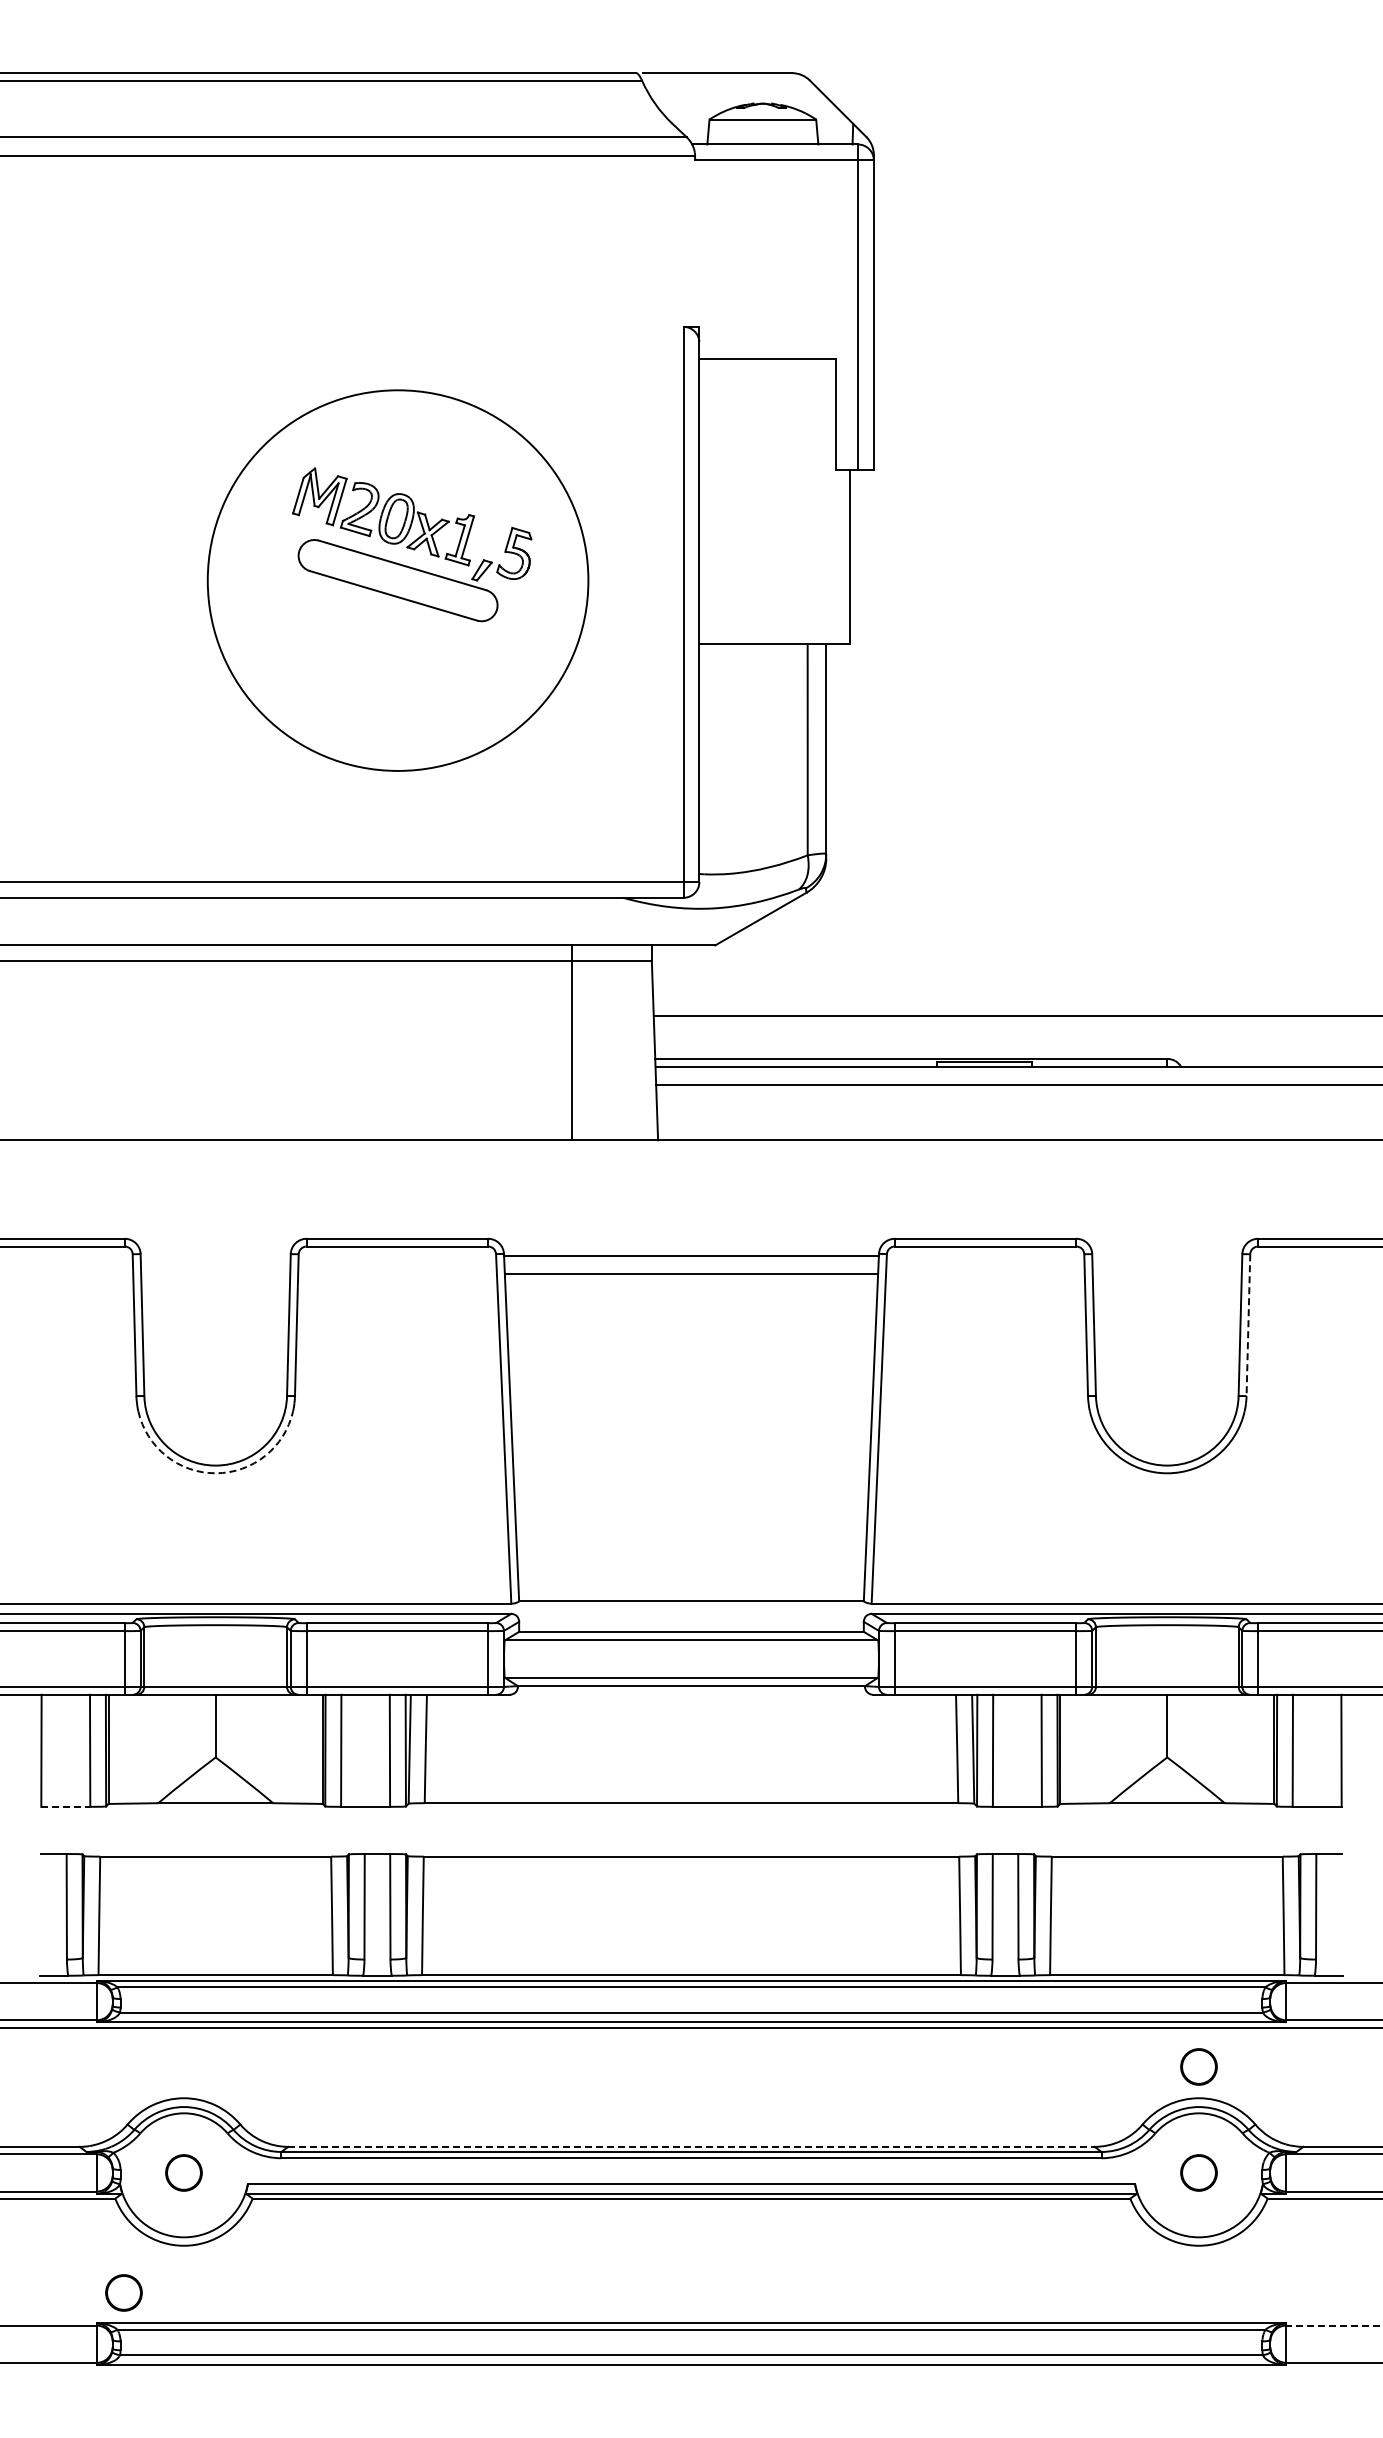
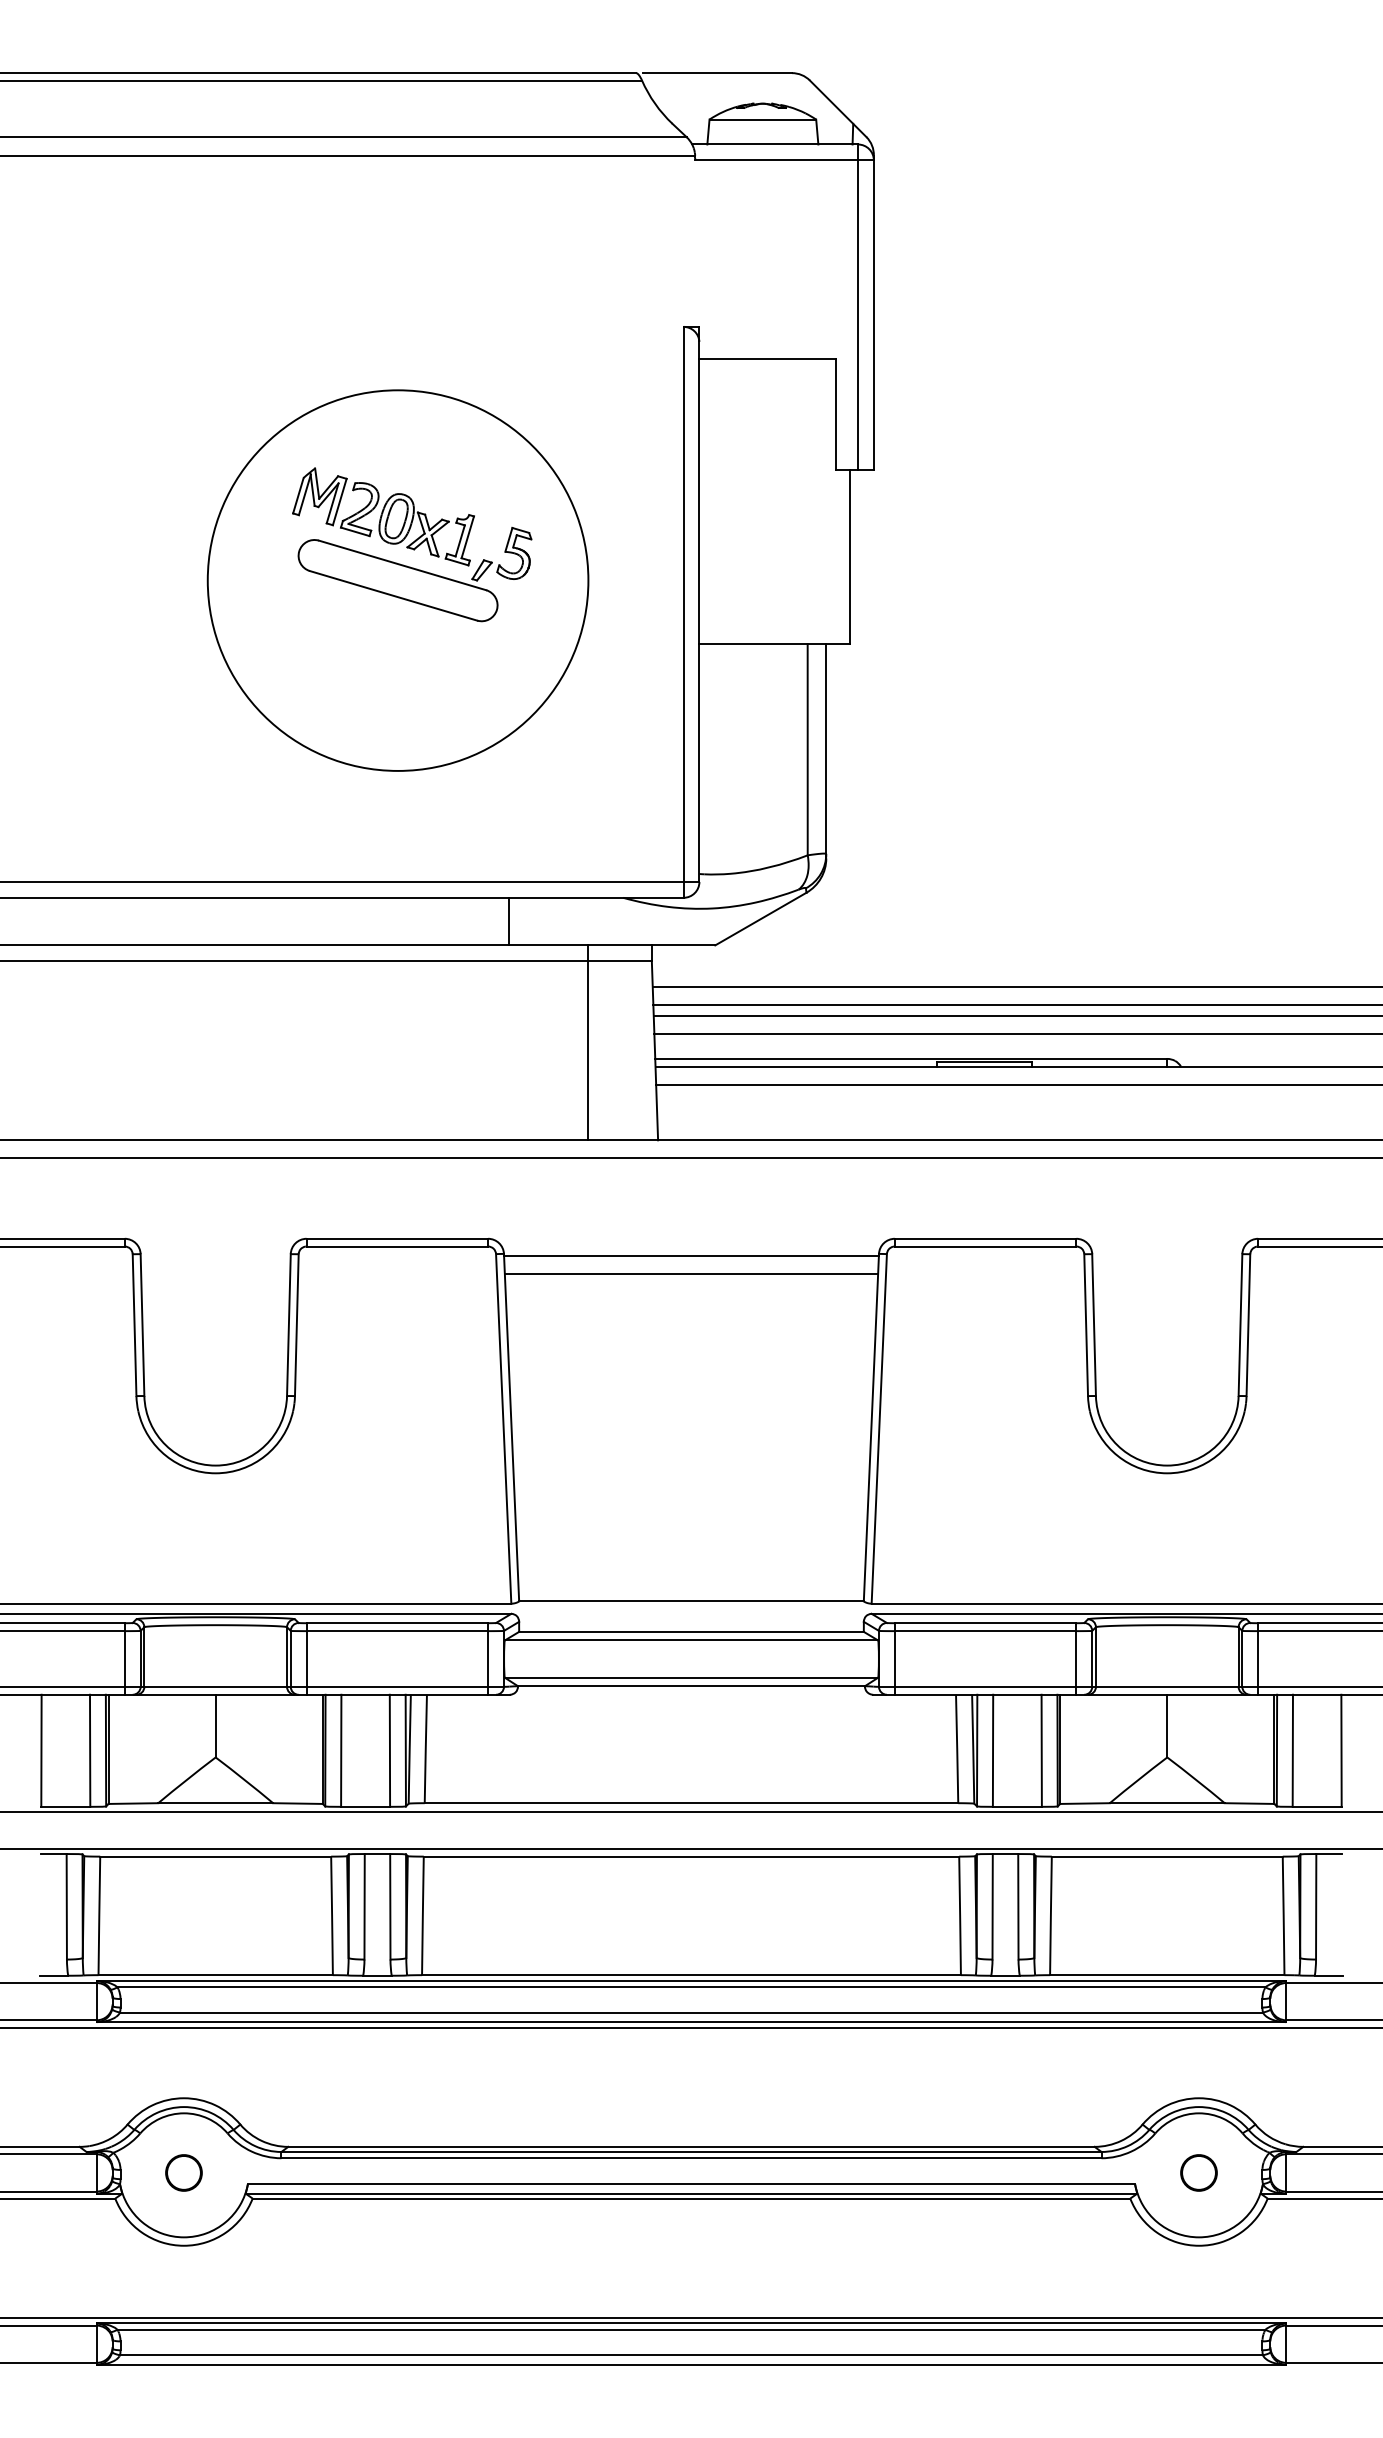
line: none -> present (509, 921)
line: none -> present (1015, 986)
line: none -> present (1016, 1004)
line: none -> present (1016, 1034)
line position: (572, 1042) -> (588, 1042) (588, 1042)
line: none -> present (690, 1158)
line: dashed -> solid (1248, 1325)
arc: dashed -> solid (215, 1473)
line: dashed -> solid (66, 1806)
line: none -> present (690, 1811)
line: none -> present (690, 1849)
part: present -> none (1198, 2066)
line: dashed -> solid (691, 2146)
part: present -> none (123, 2292)
line: none -> present (690, 2318)
line: dashed -> solid (1334, 2325)
